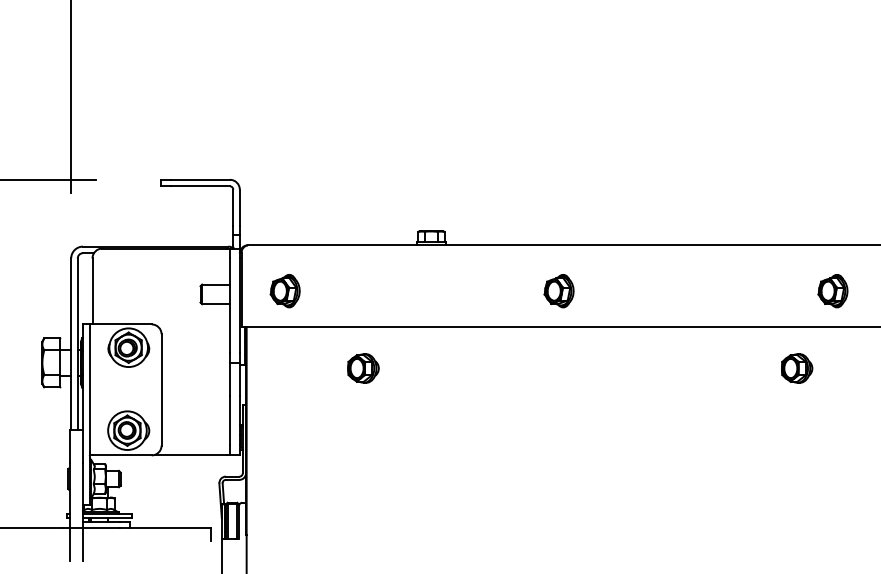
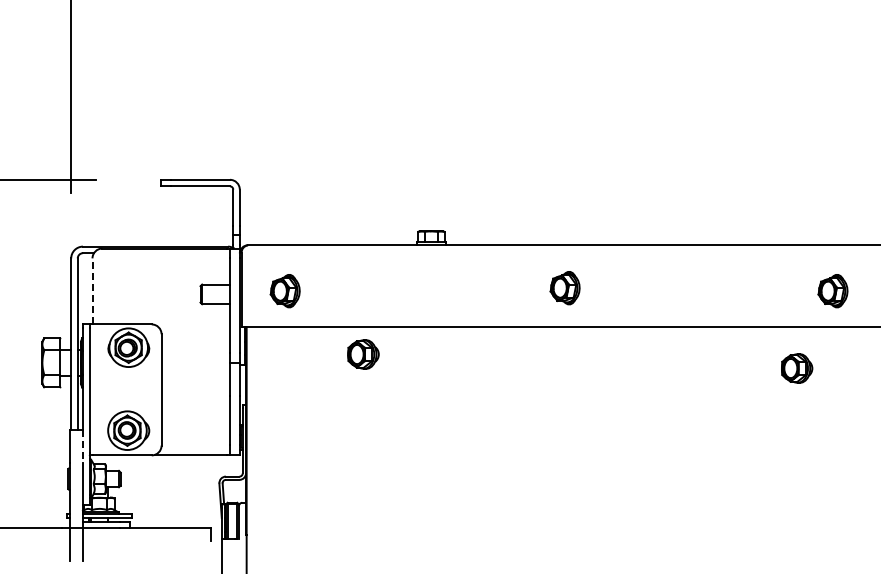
line: solid -> dashed (92, 290)
part position: (558, 291) -> (564, 288) (564, 288)
part position: (363, 368) -> (363, 354) (363, 354)
line: solid -> dashed (83, 447)
